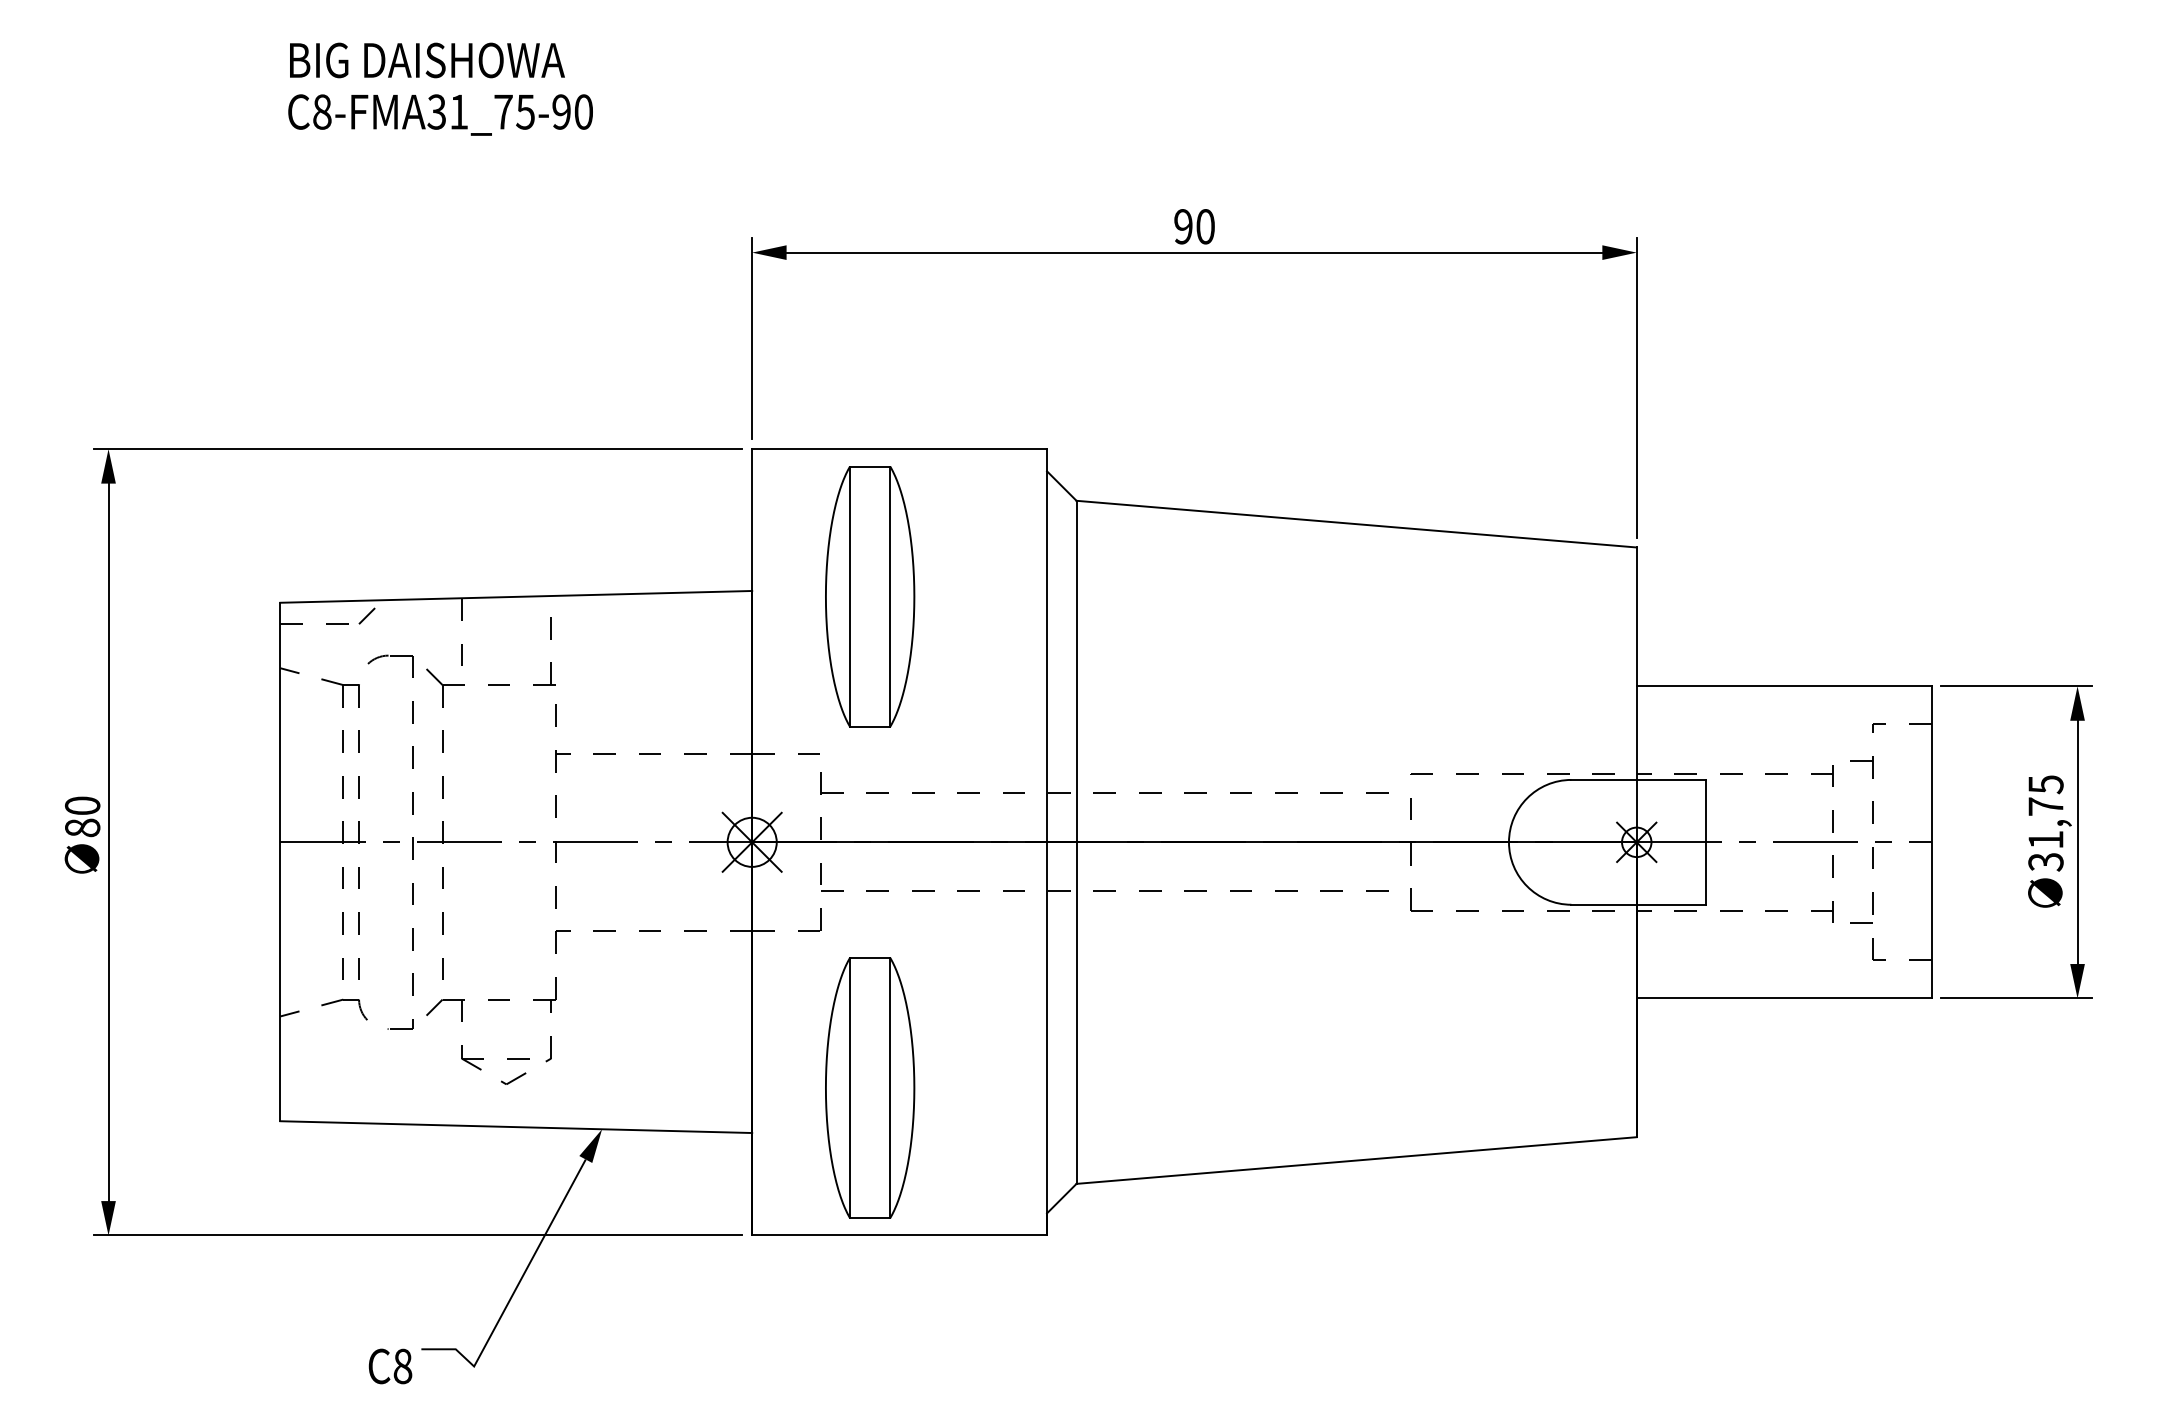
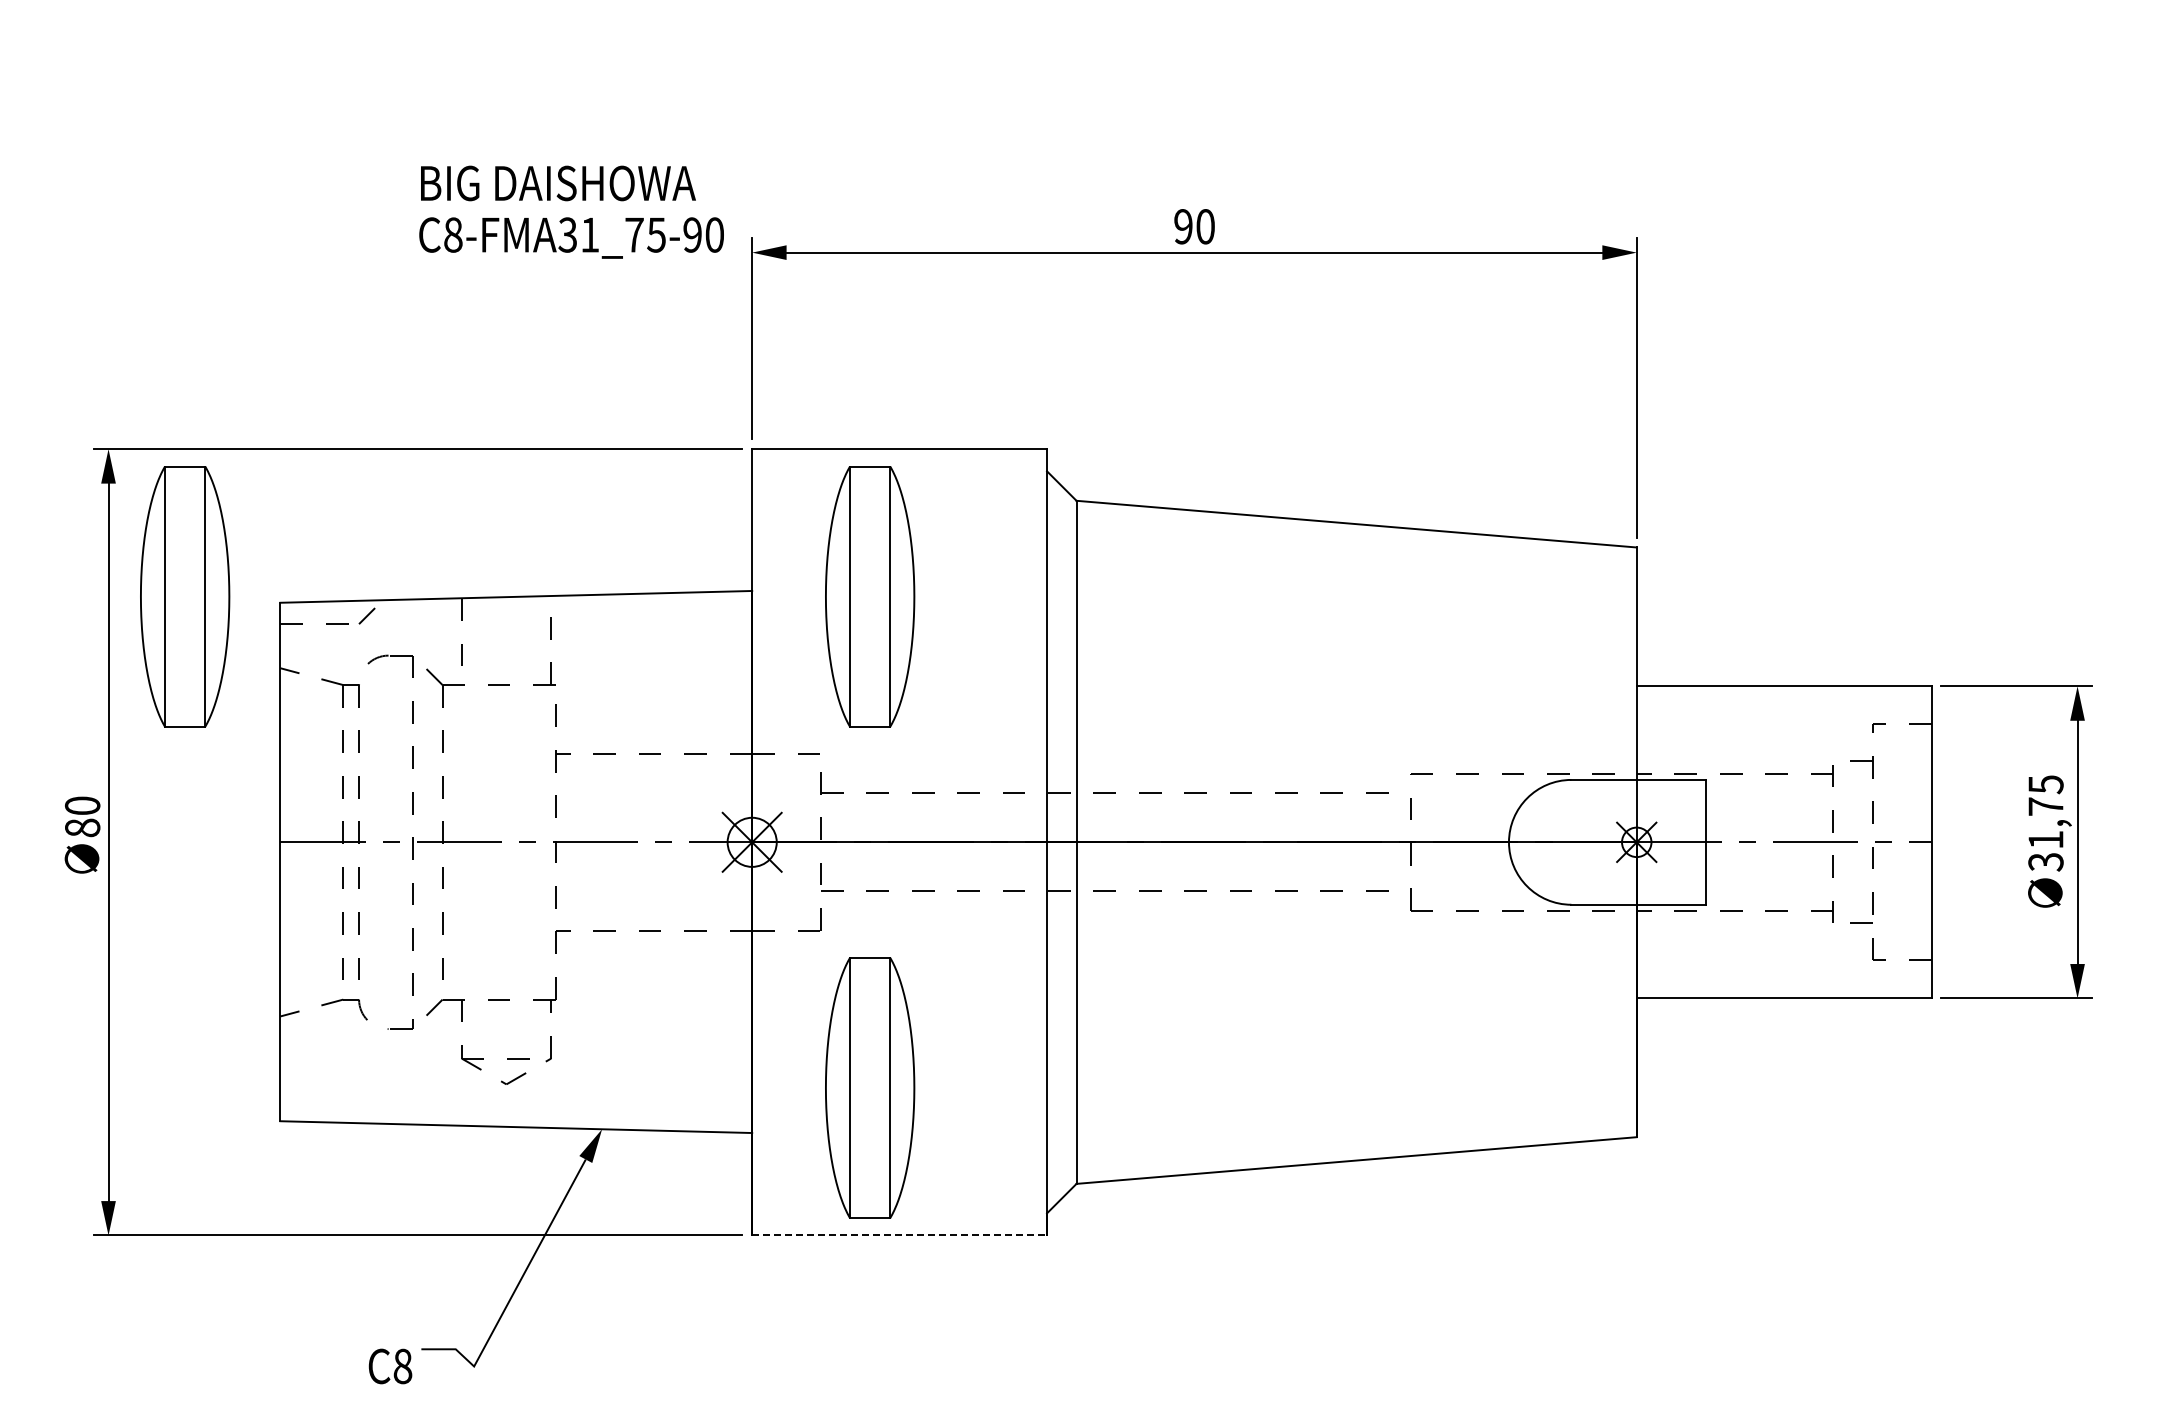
text position: (440, 88) -> (571, 211) (571, 211)
part: none -> present (185, 596)
line: solid -> dashed (900, 1235)
